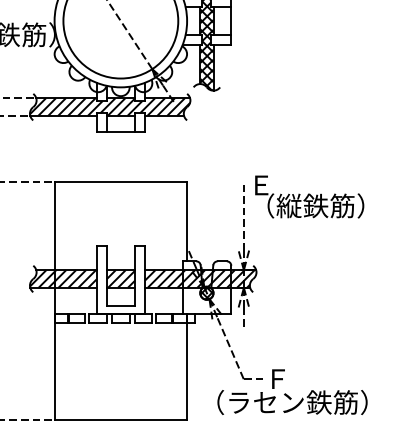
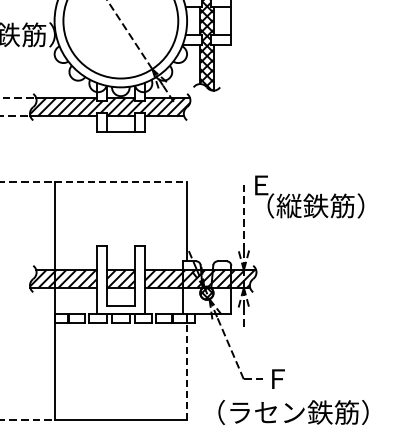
line: solid -> dashed (121, 181)
line: solid -> dashed (187, 367)
text position: (292, 402) -> (293, 412) (293, 412)
